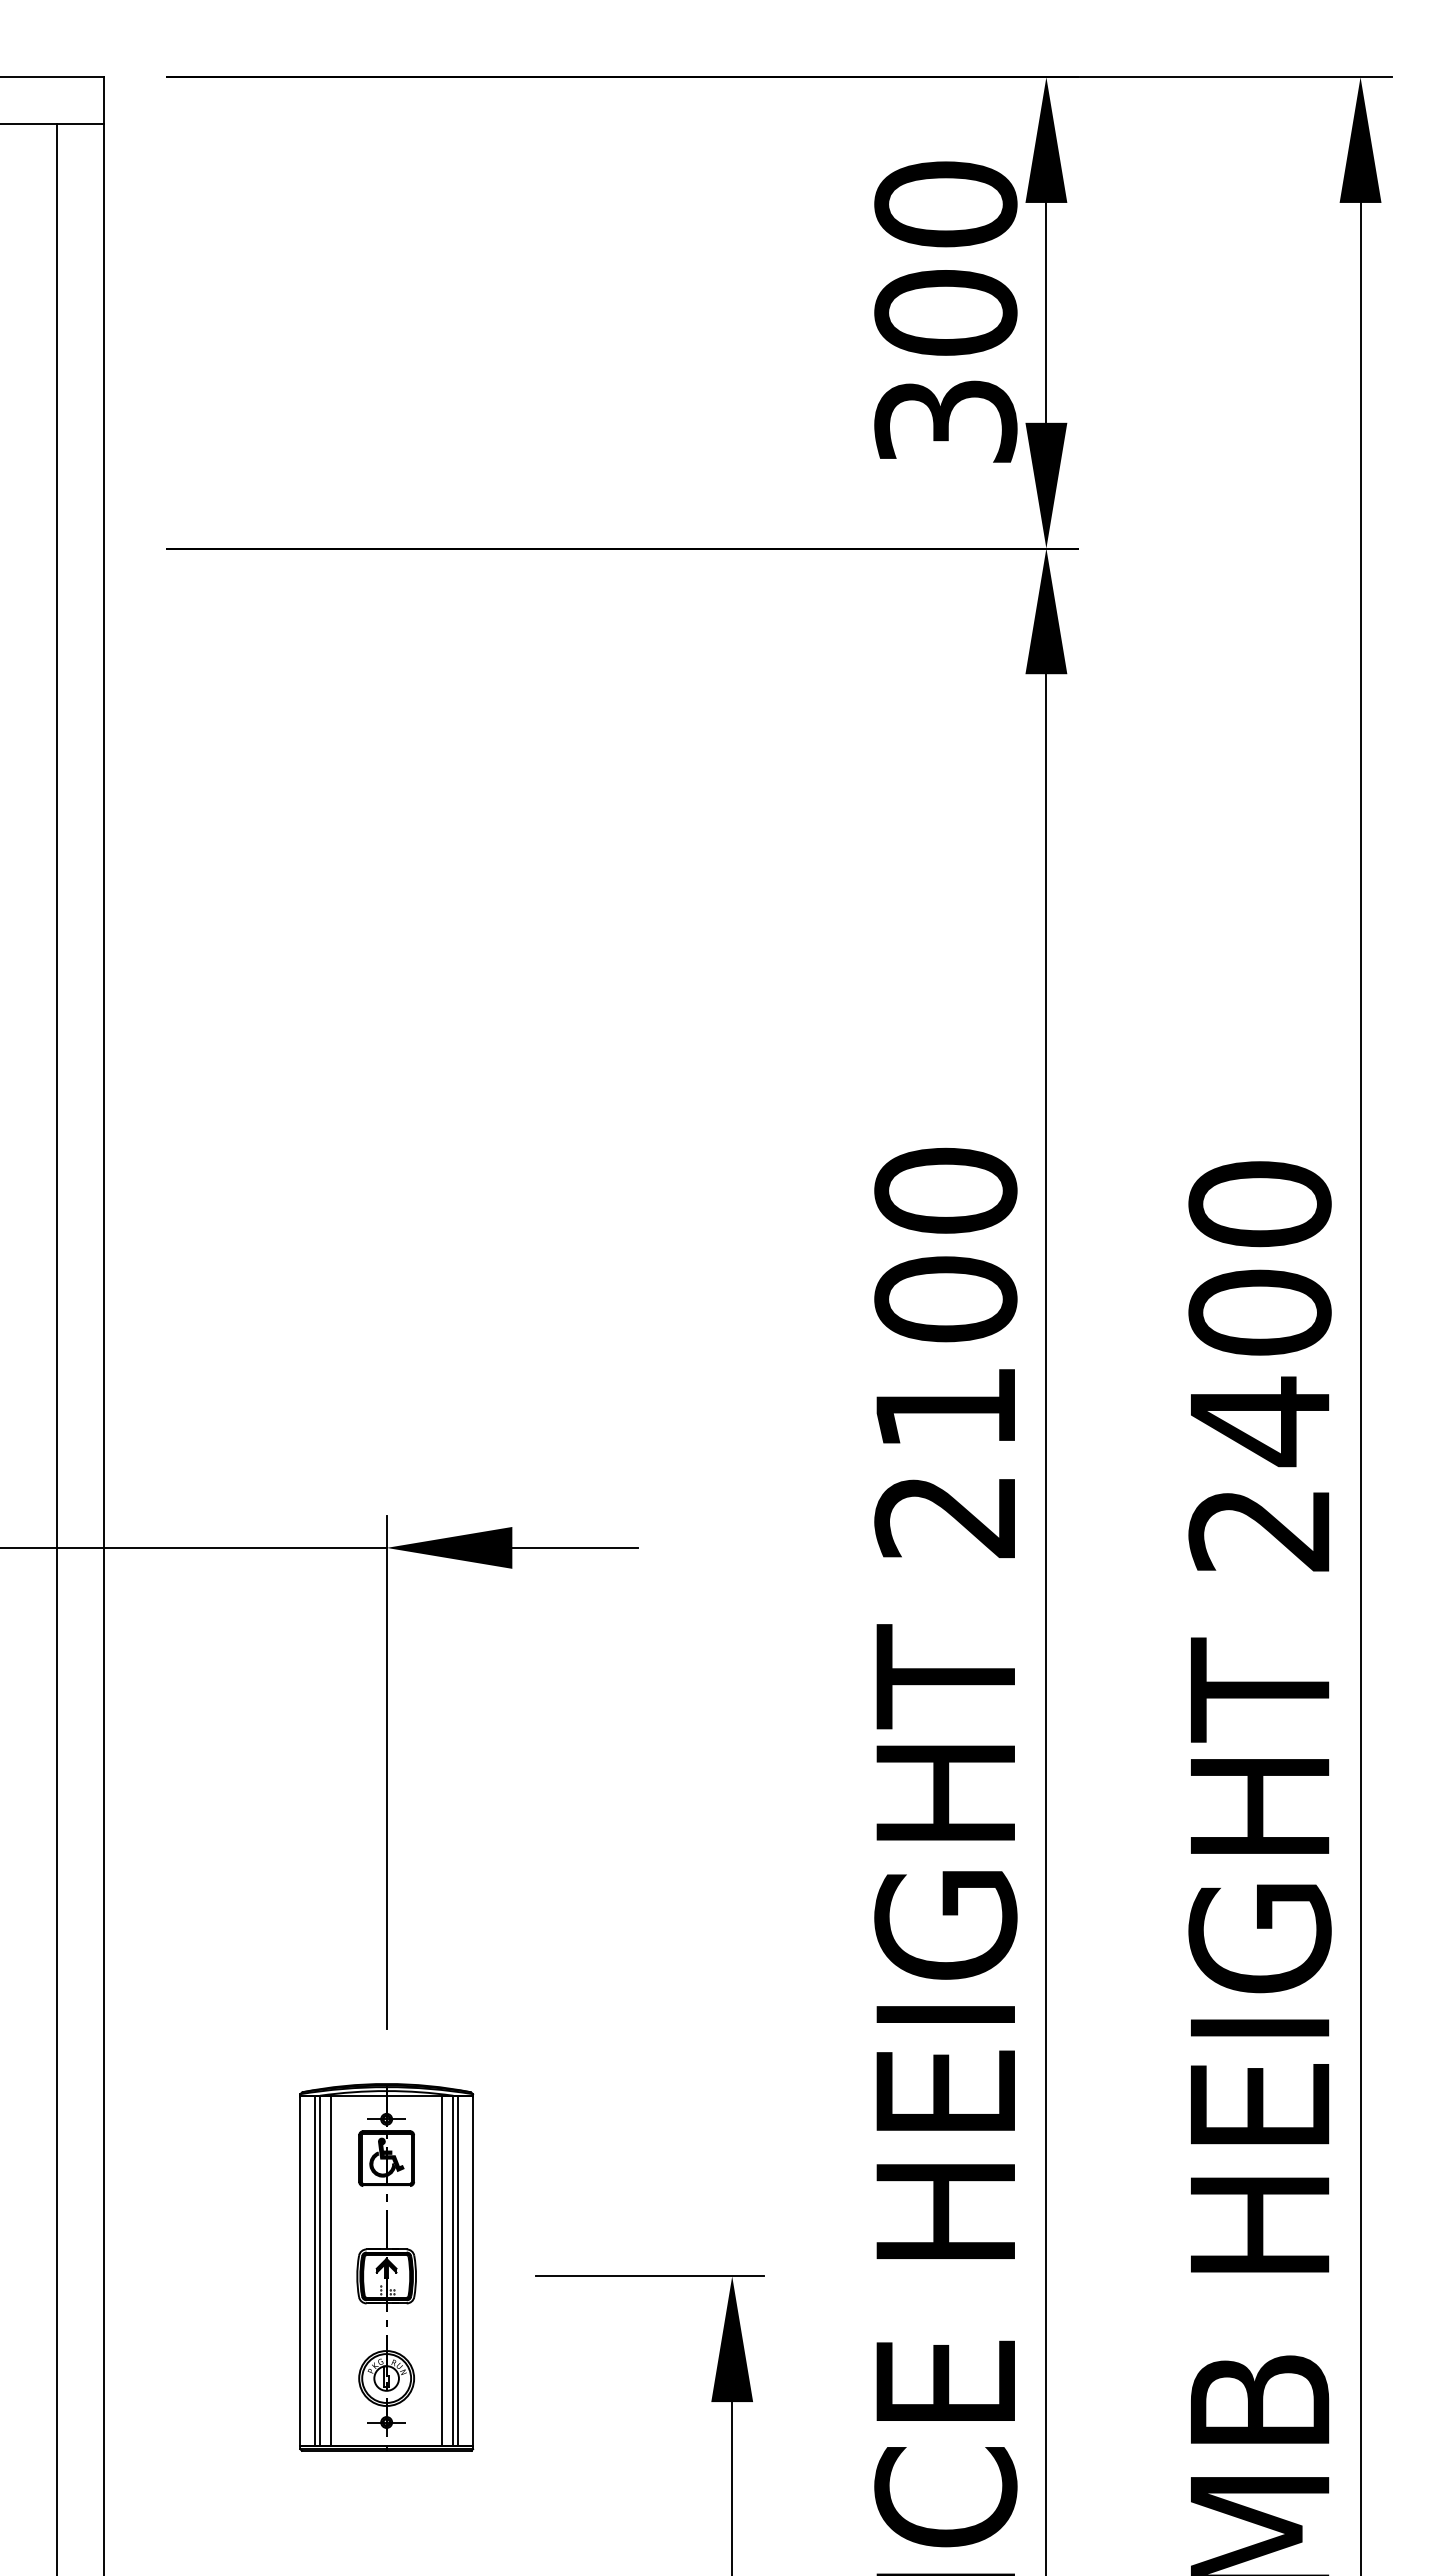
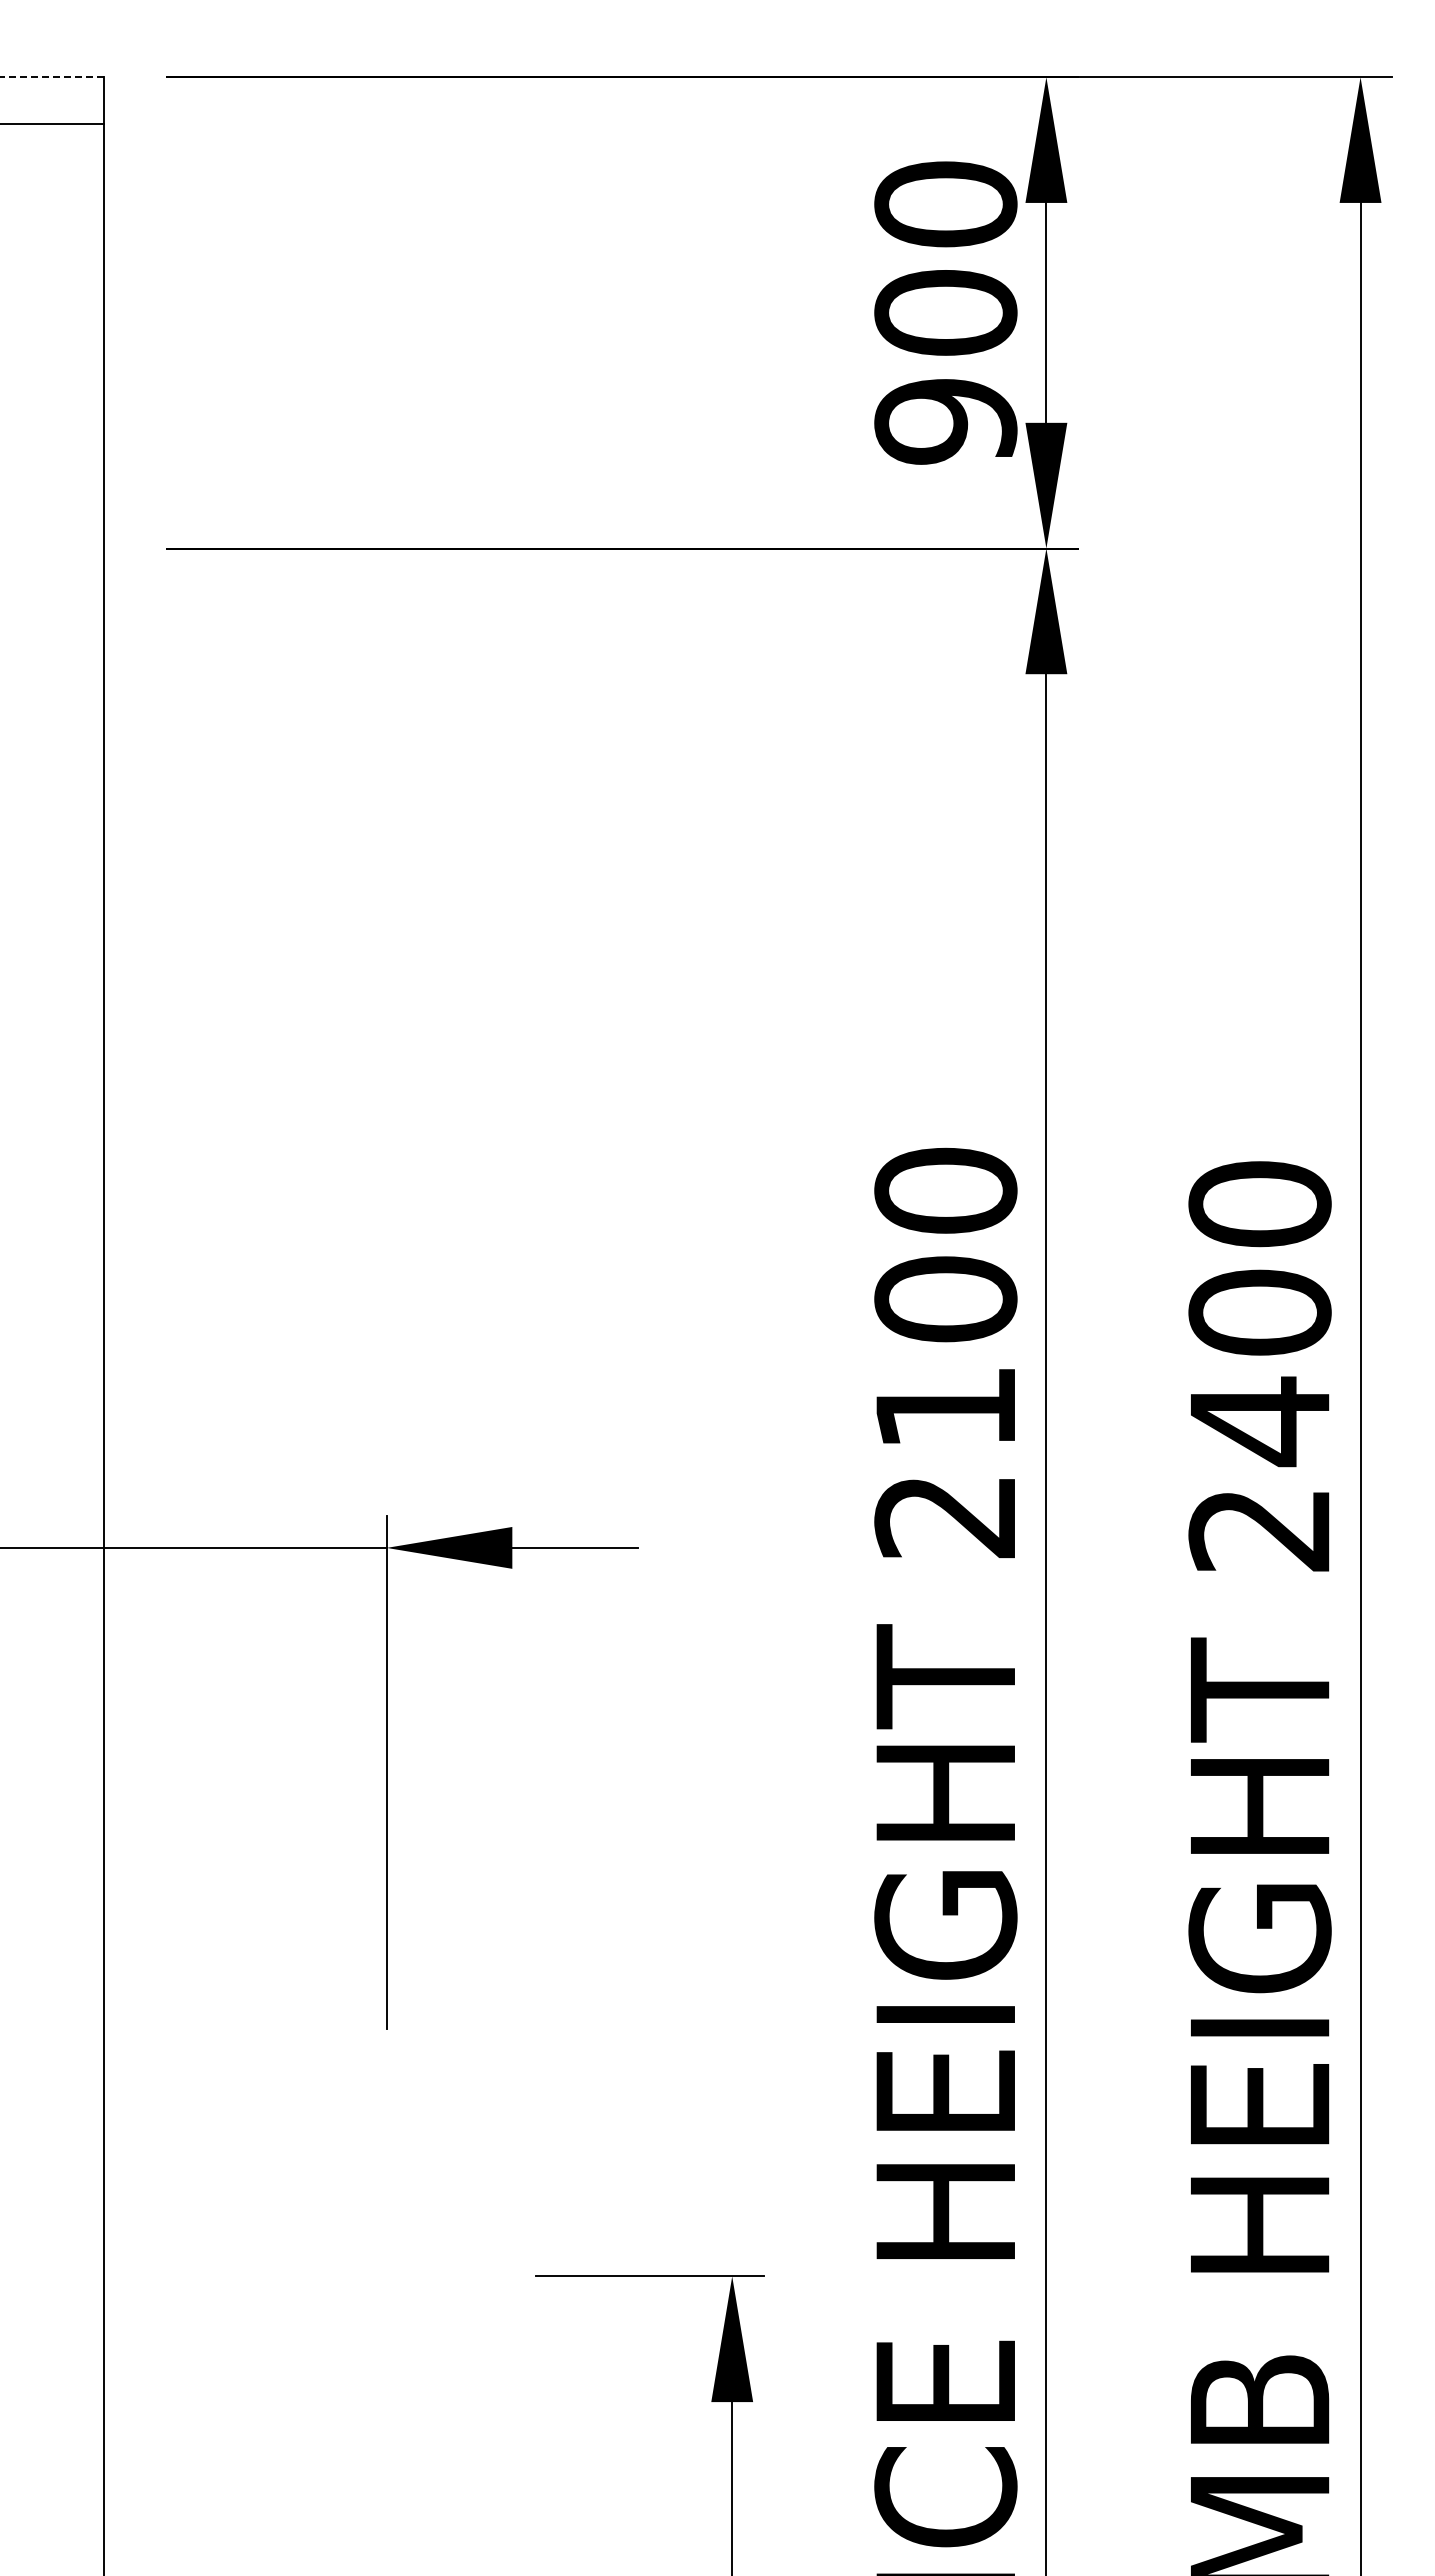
line: solid -> dashed (51, 77)
text: 300 -> 900 (945, 421)
line: present -> none (56, 1348)
part: present -> none (386, 2267)
